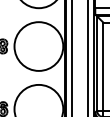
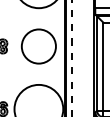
circle diameter: 49 px -> 34 px (38, 46)
line: present -> none (87, 57)
line: solid -> dashed (72, 58)
